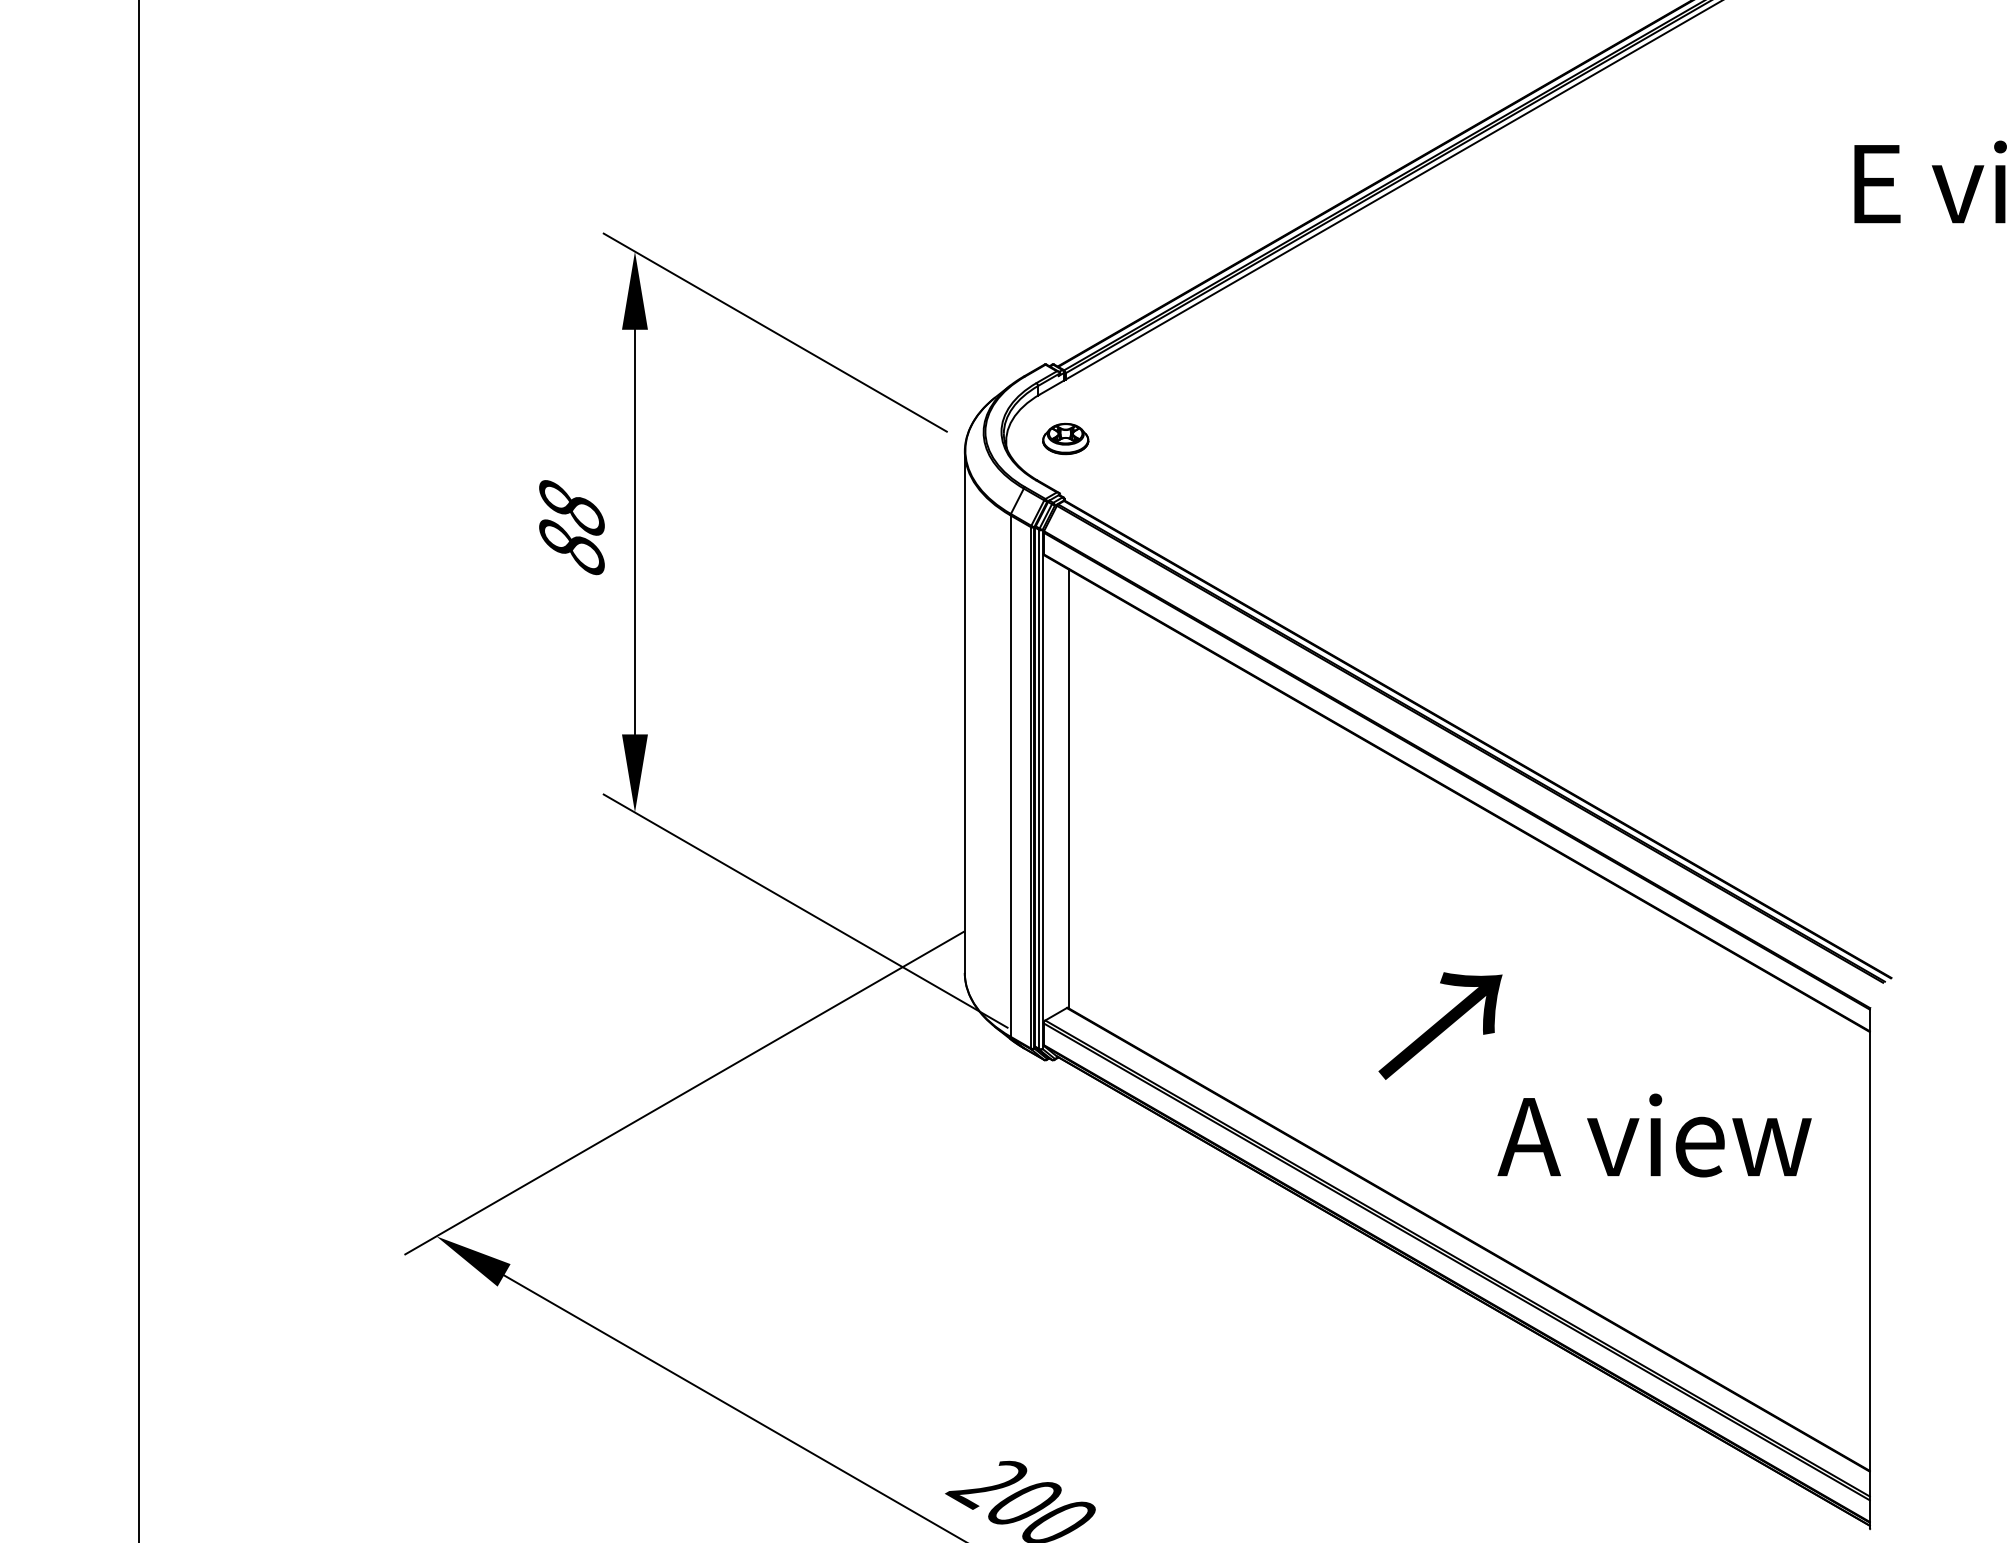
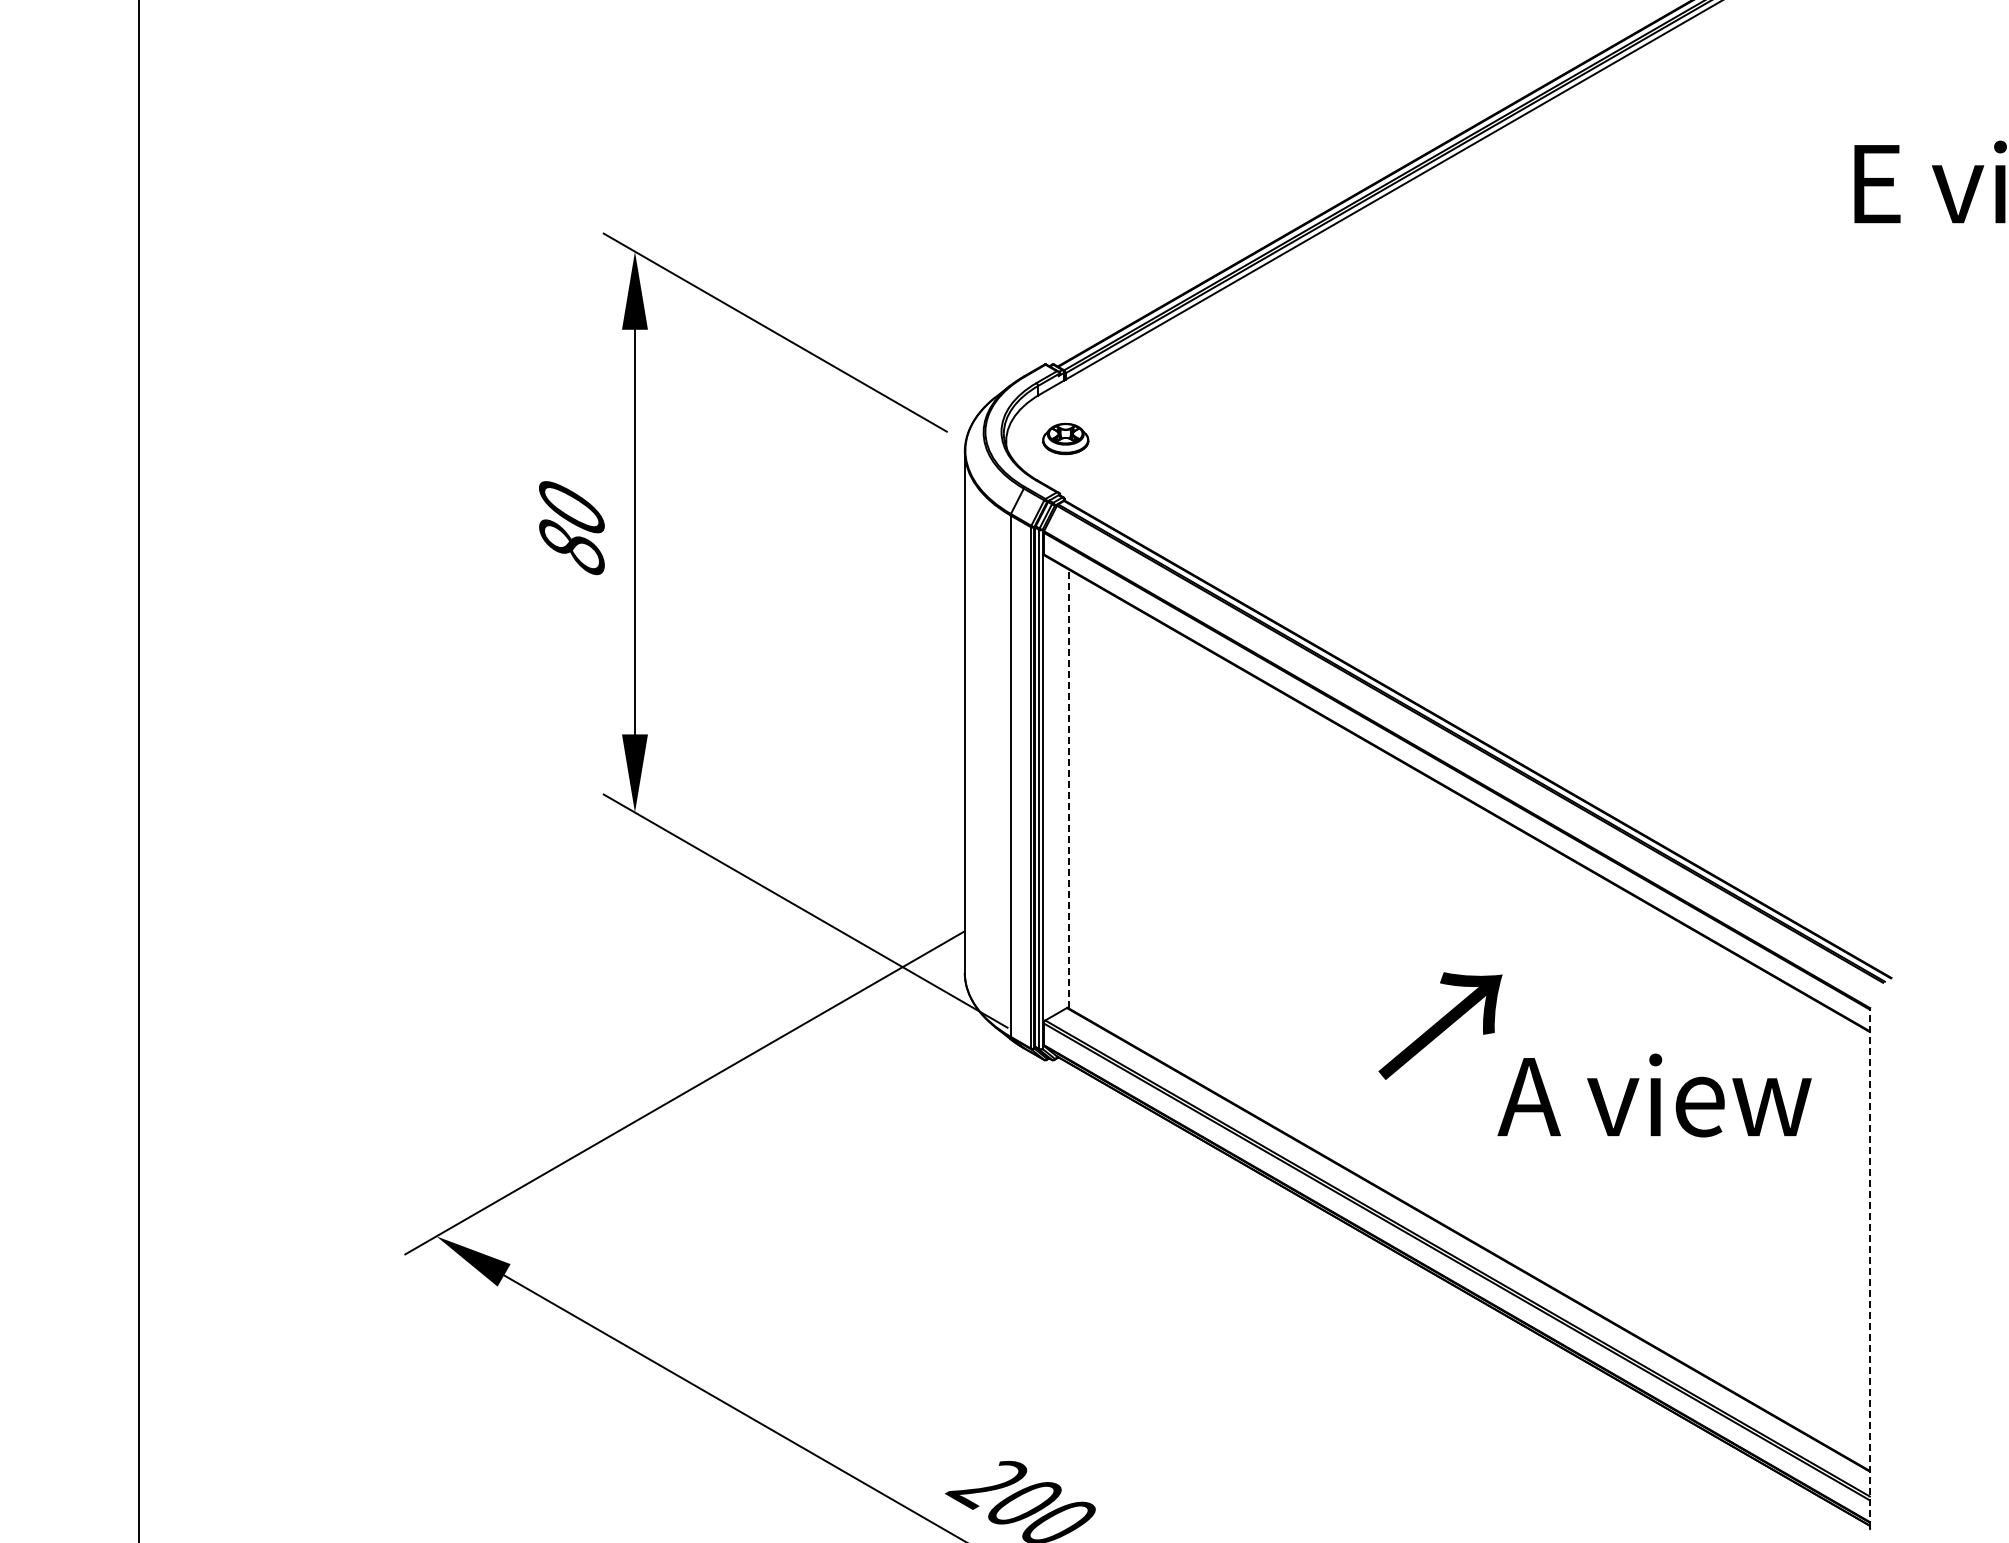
text: 88 -> 80 (571, 507)
line: solid -> dashed (1068, 788)
text position: (1654, 1135) -> (1654, 1095) (1654, 1095)
line: solid -> dashed (1869, 1267)
